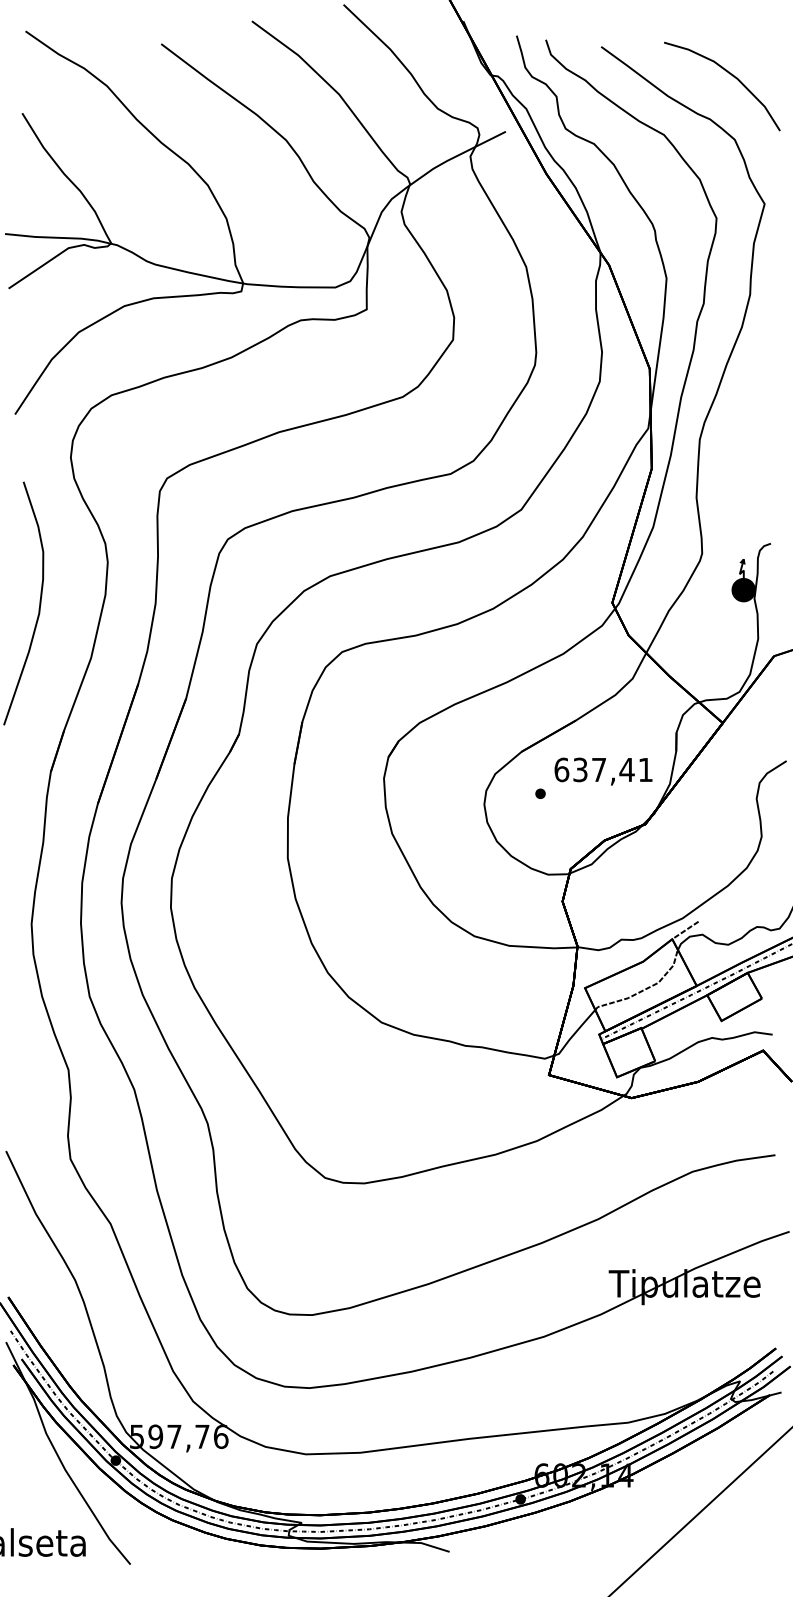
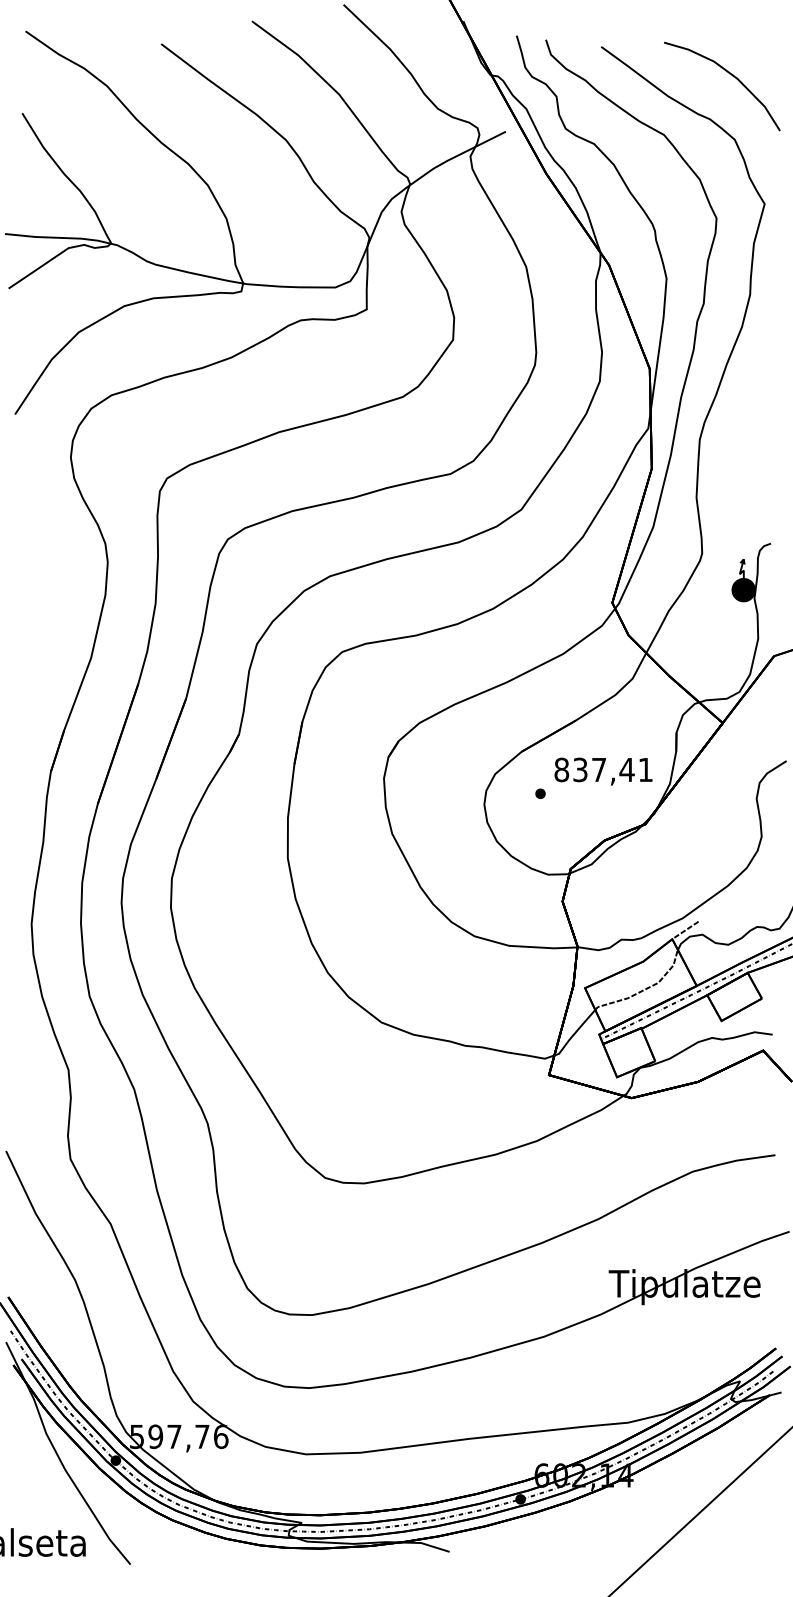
curve: present -> none (38, 608)
text: 637,41 -> 837,41 (561, 769)
